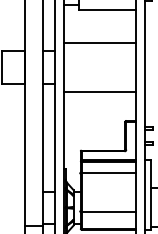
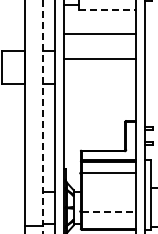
line: solid -> dashed (107, 10)
line position: (99, 42) -> (99, 33) (99, 33)
line position: (99, 92) -> (99, 59) (99, 59)
line: solid -> dashed (42, 116)
line: solid -> dashed (109, 212)
